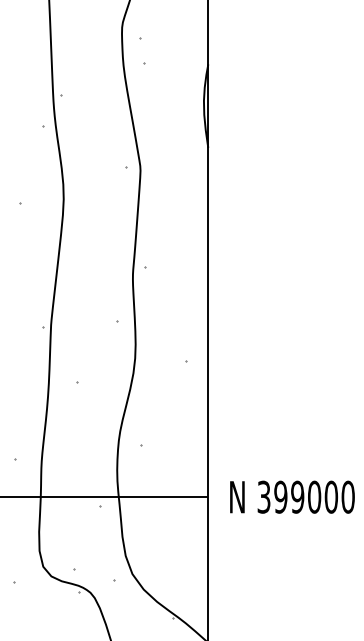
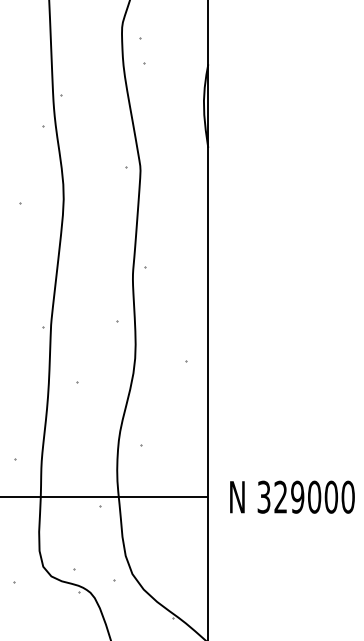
text: 399000 -> 329000 (280, 496)
